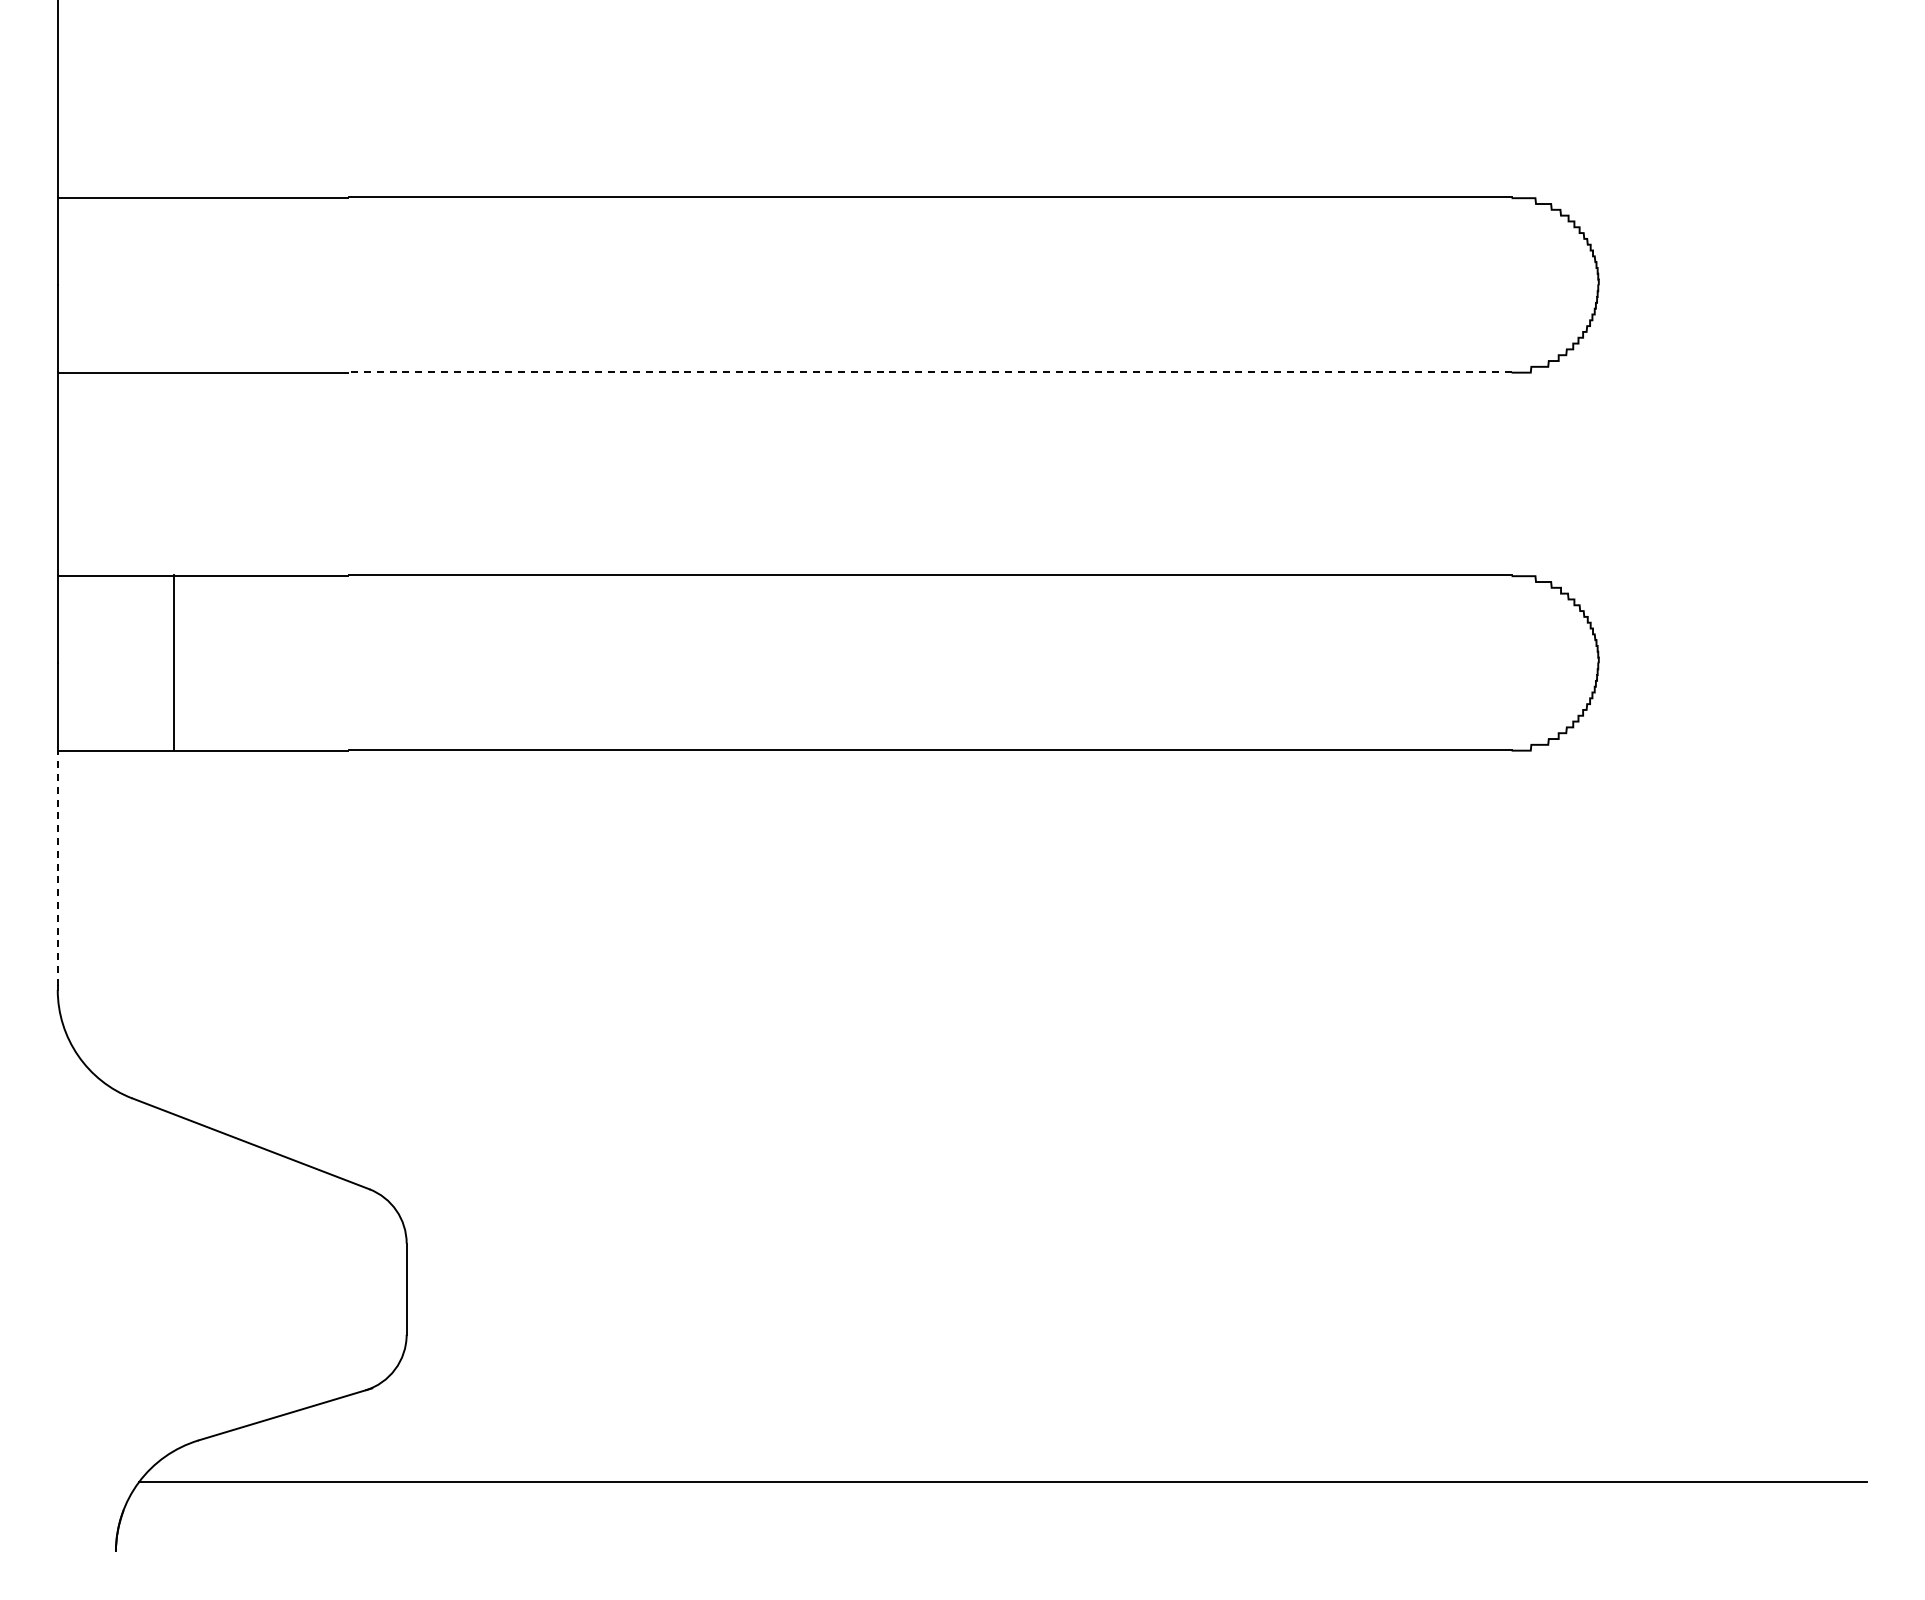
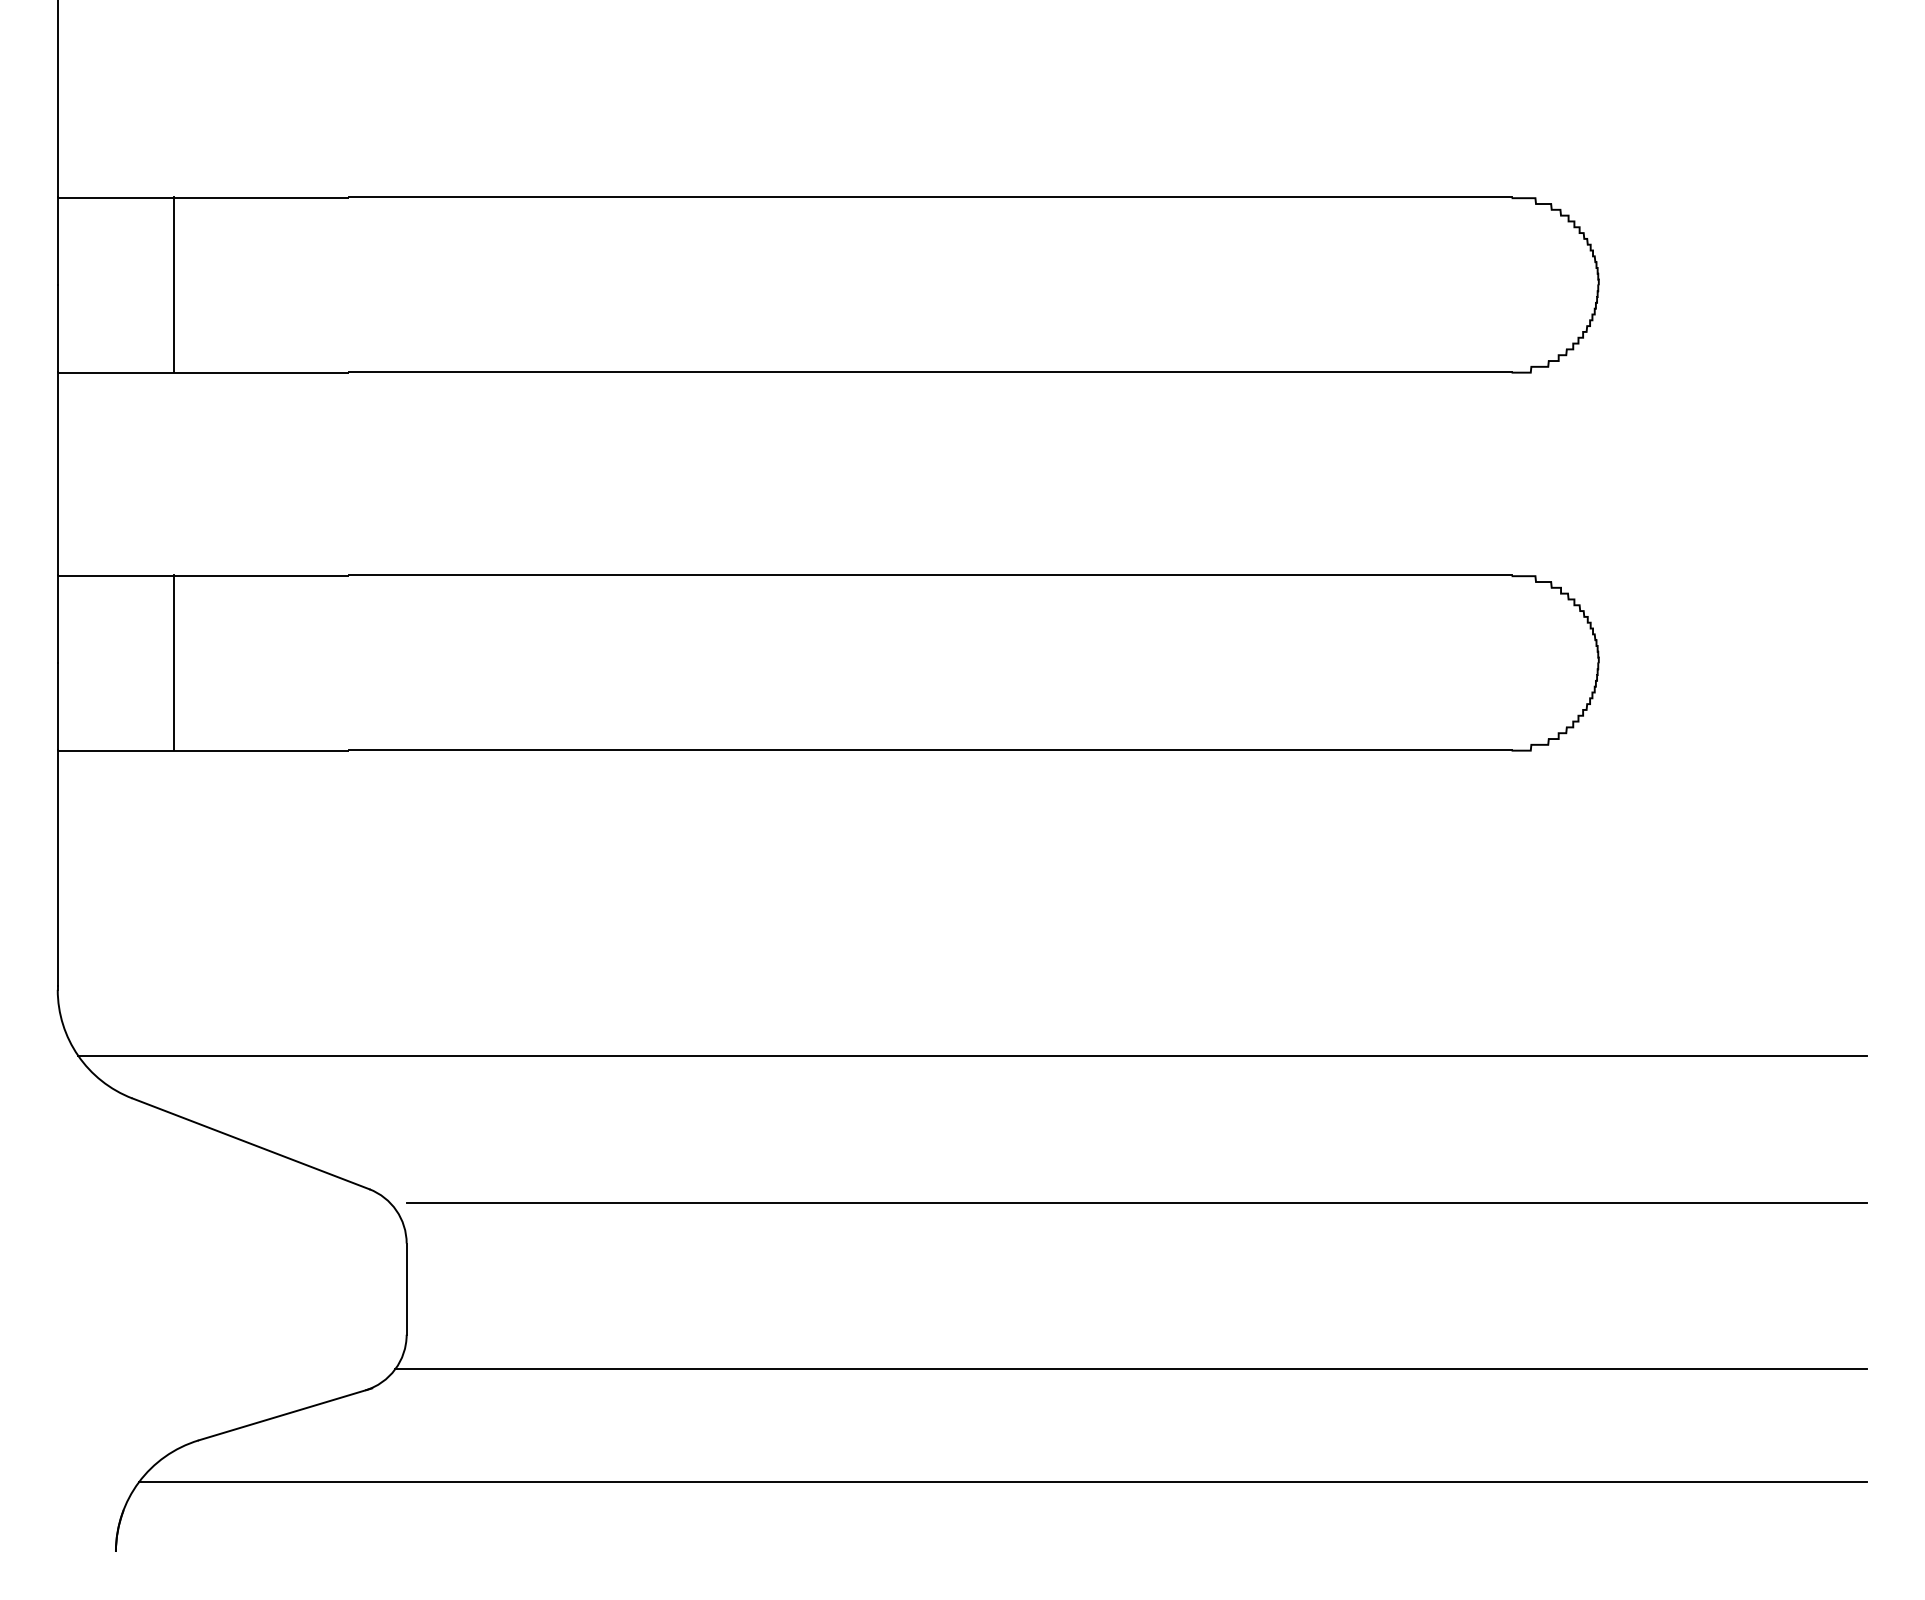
line: none -> present (174, 284)
line: dashed -> solid (930, 371)
line: dashed -> solid (57, 867)
line: none -> present (972, 1055)
line: none -> present (1136, 1202)
line: none -> present (1131, 1369)
